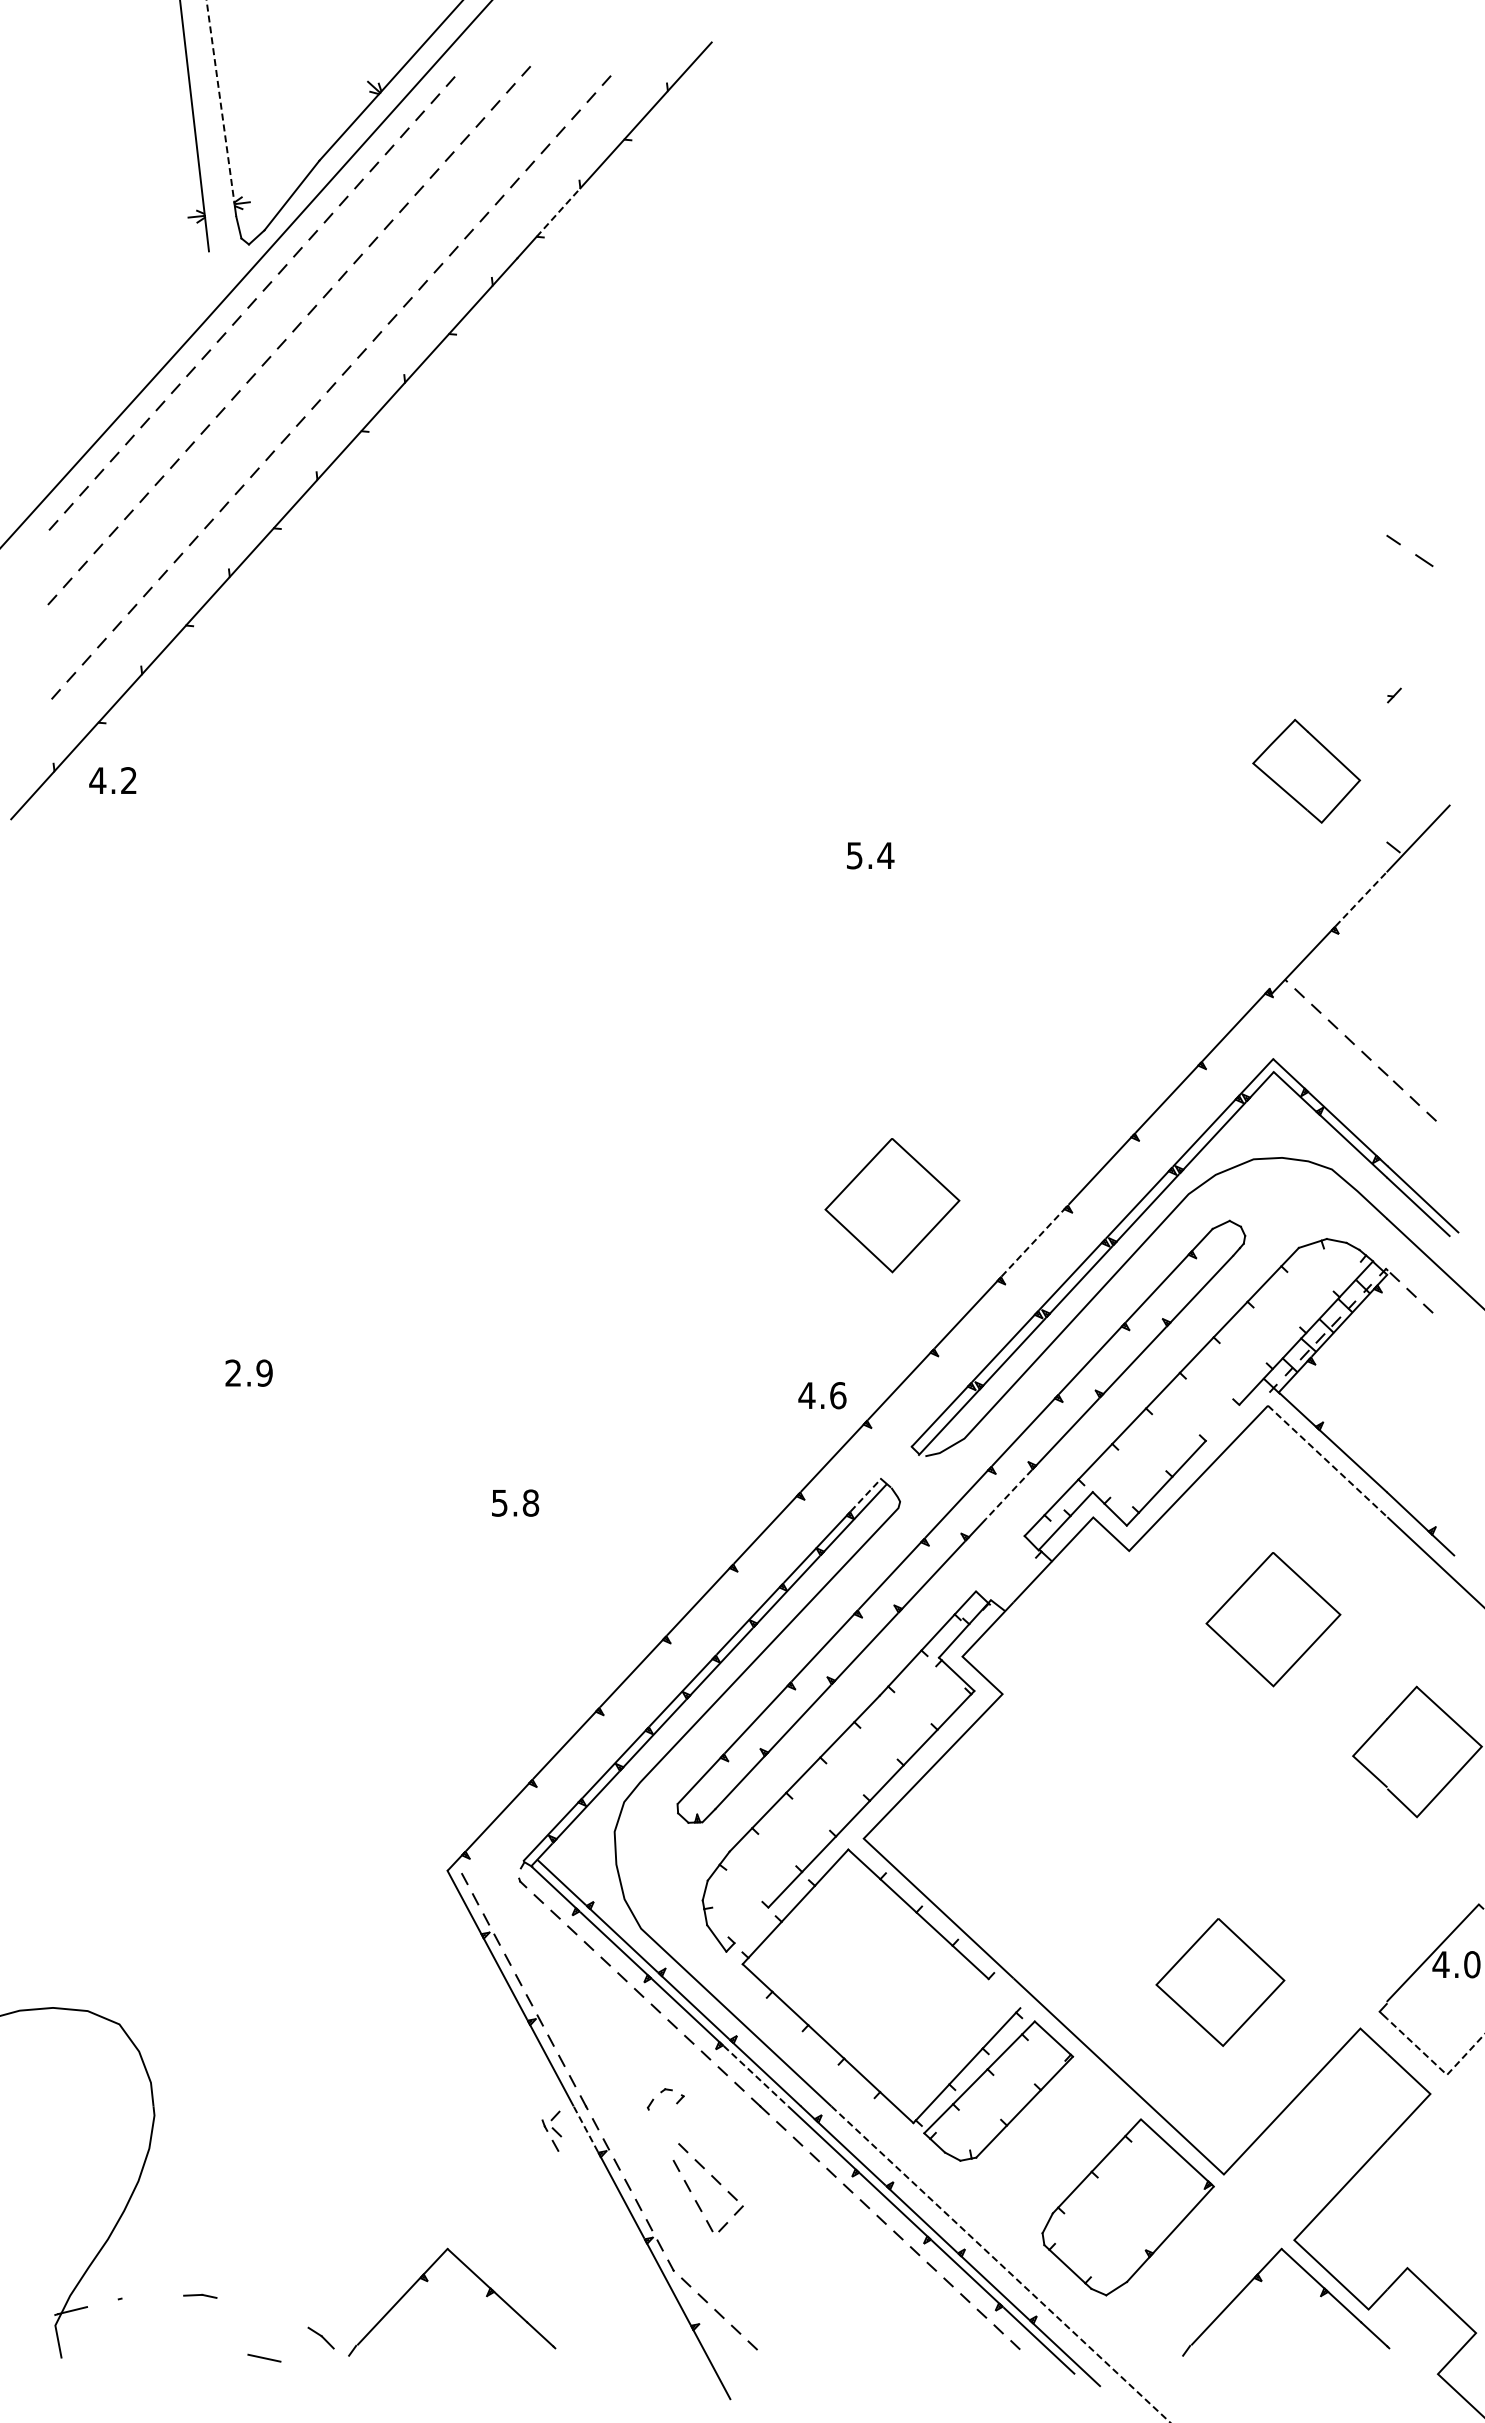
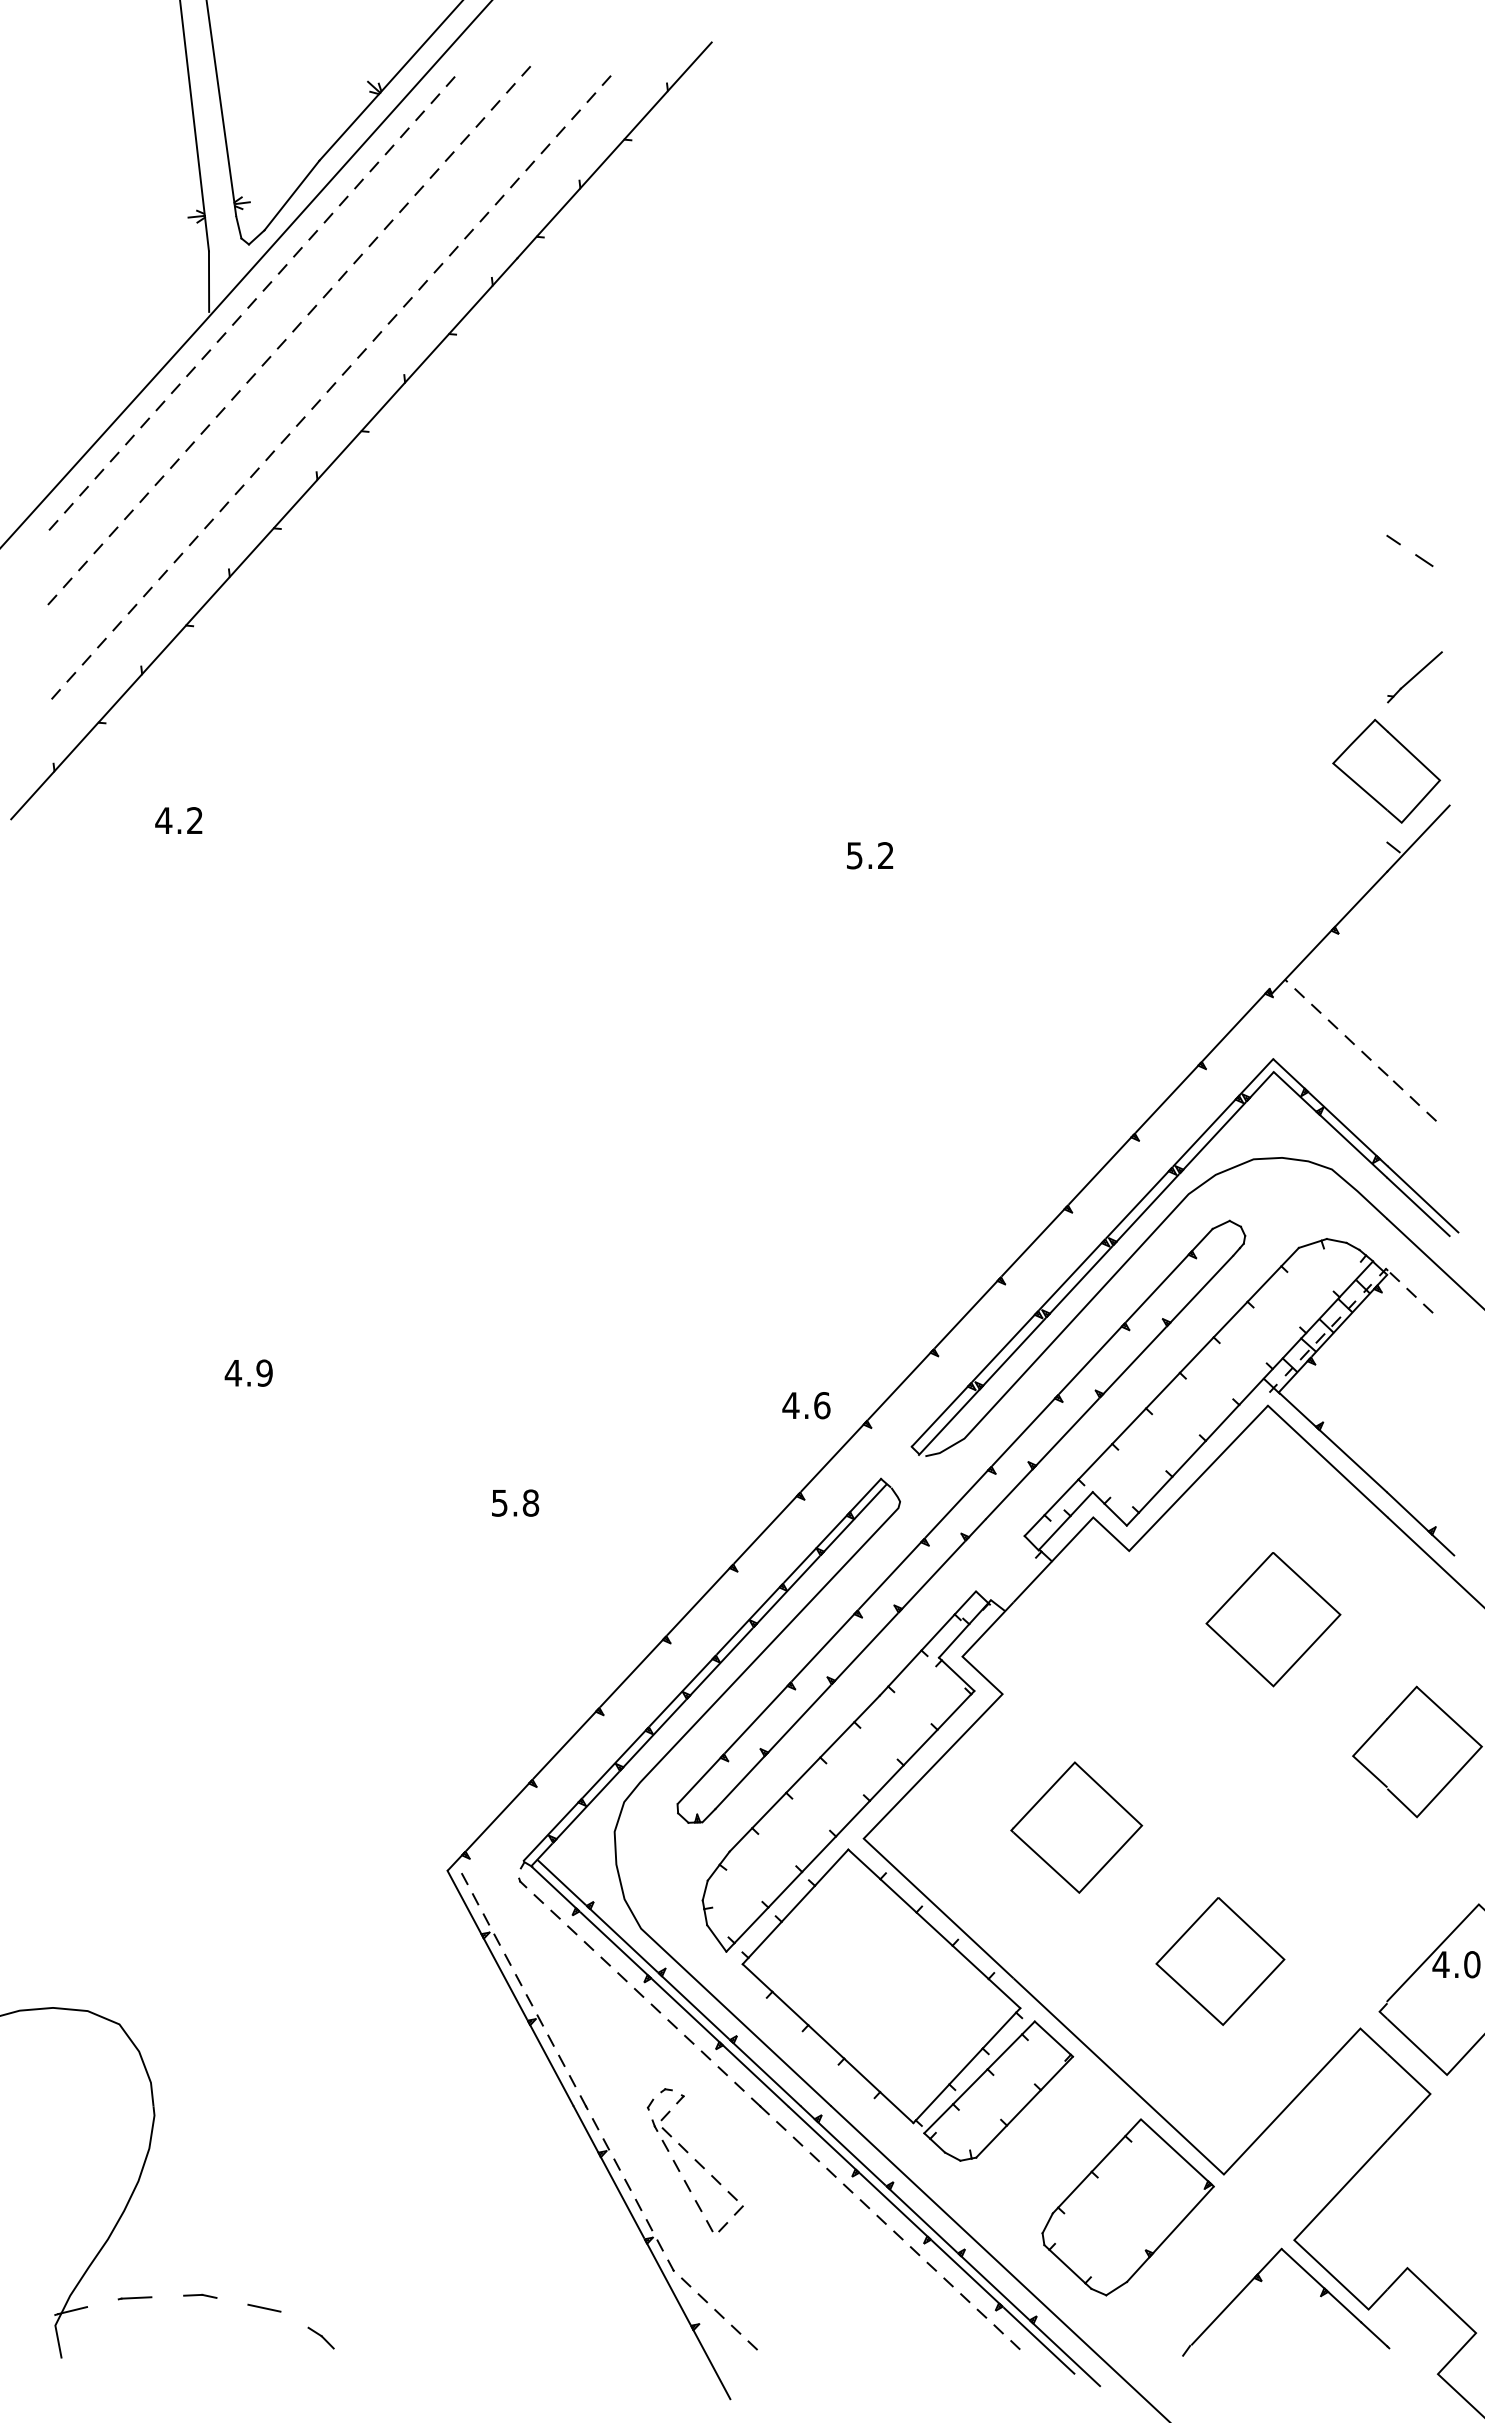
line: dashed -> solid (220, 102)
line: dashed -> solid (557, 213)
line: none -> present (208, 281)
line: none -> present (1420, 670)
part position: (1306, 770) -> (1386, 770) (1386, 770)
text position: (112, 780) -> (178, 820) (178, 820)
text: 5.4 -> 5.2 (885, 855)
line: dashed -> solid (1361, 898)
part: present -> none (892, 1205)
line: dashed -> solid (1035, 1240)
text: 2.9 -> 4.9 (233, 1372)
text position: (822, 1395) -> (806, 1405) (806, 1405)
line: none -> present (1222, 1422)
line: dashed -> solid (1327, 1461)
line: dashed -> solid (866, 1494)
line: dashed -> solid (1009, 1494)
part: none -> present (1076, 1827)
line: none -> present (751, 1925)
part position: (1220, 1982) -> (1220, 1961) (1220, 1961)
line: none -> present (1004, 1993)
line: dashed -> solid (1441, 2069)
line: dashed -> solid (756, 2076)
line: dashed -> solid (585, 2129)
part position: (551, 2130) -> (661, 2130) (661, 2130)
line: dashed -> solid (1000, 2264)
part: present -> none (428, 2281)
line: none -> present (136, 2297)
line position: (264, 2357) -> (264, 2307) (264, 2307)
